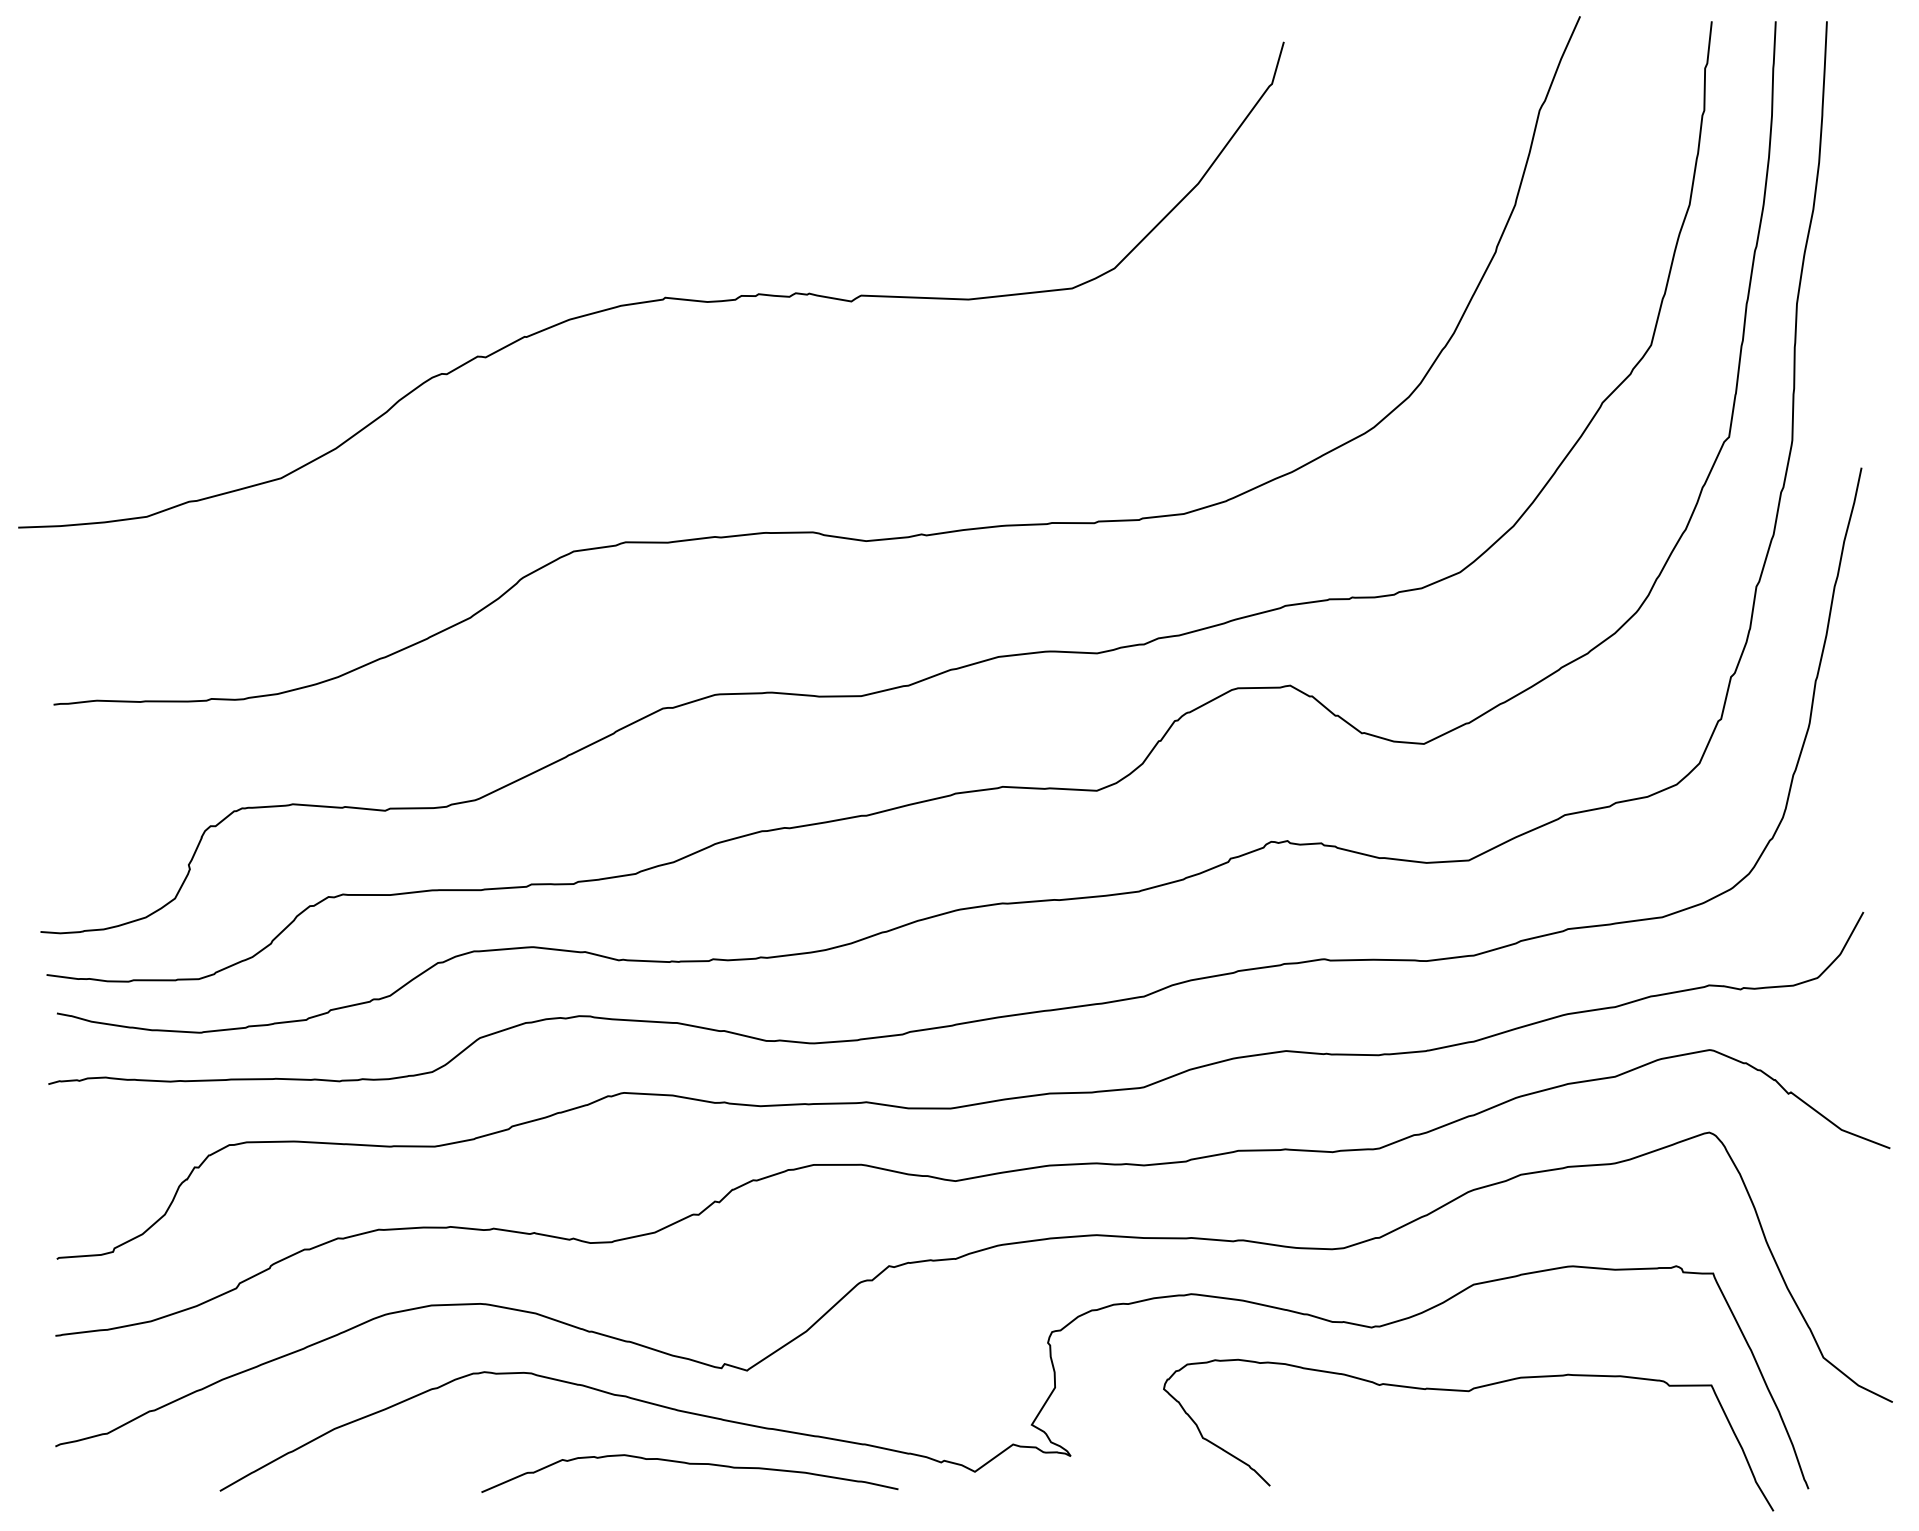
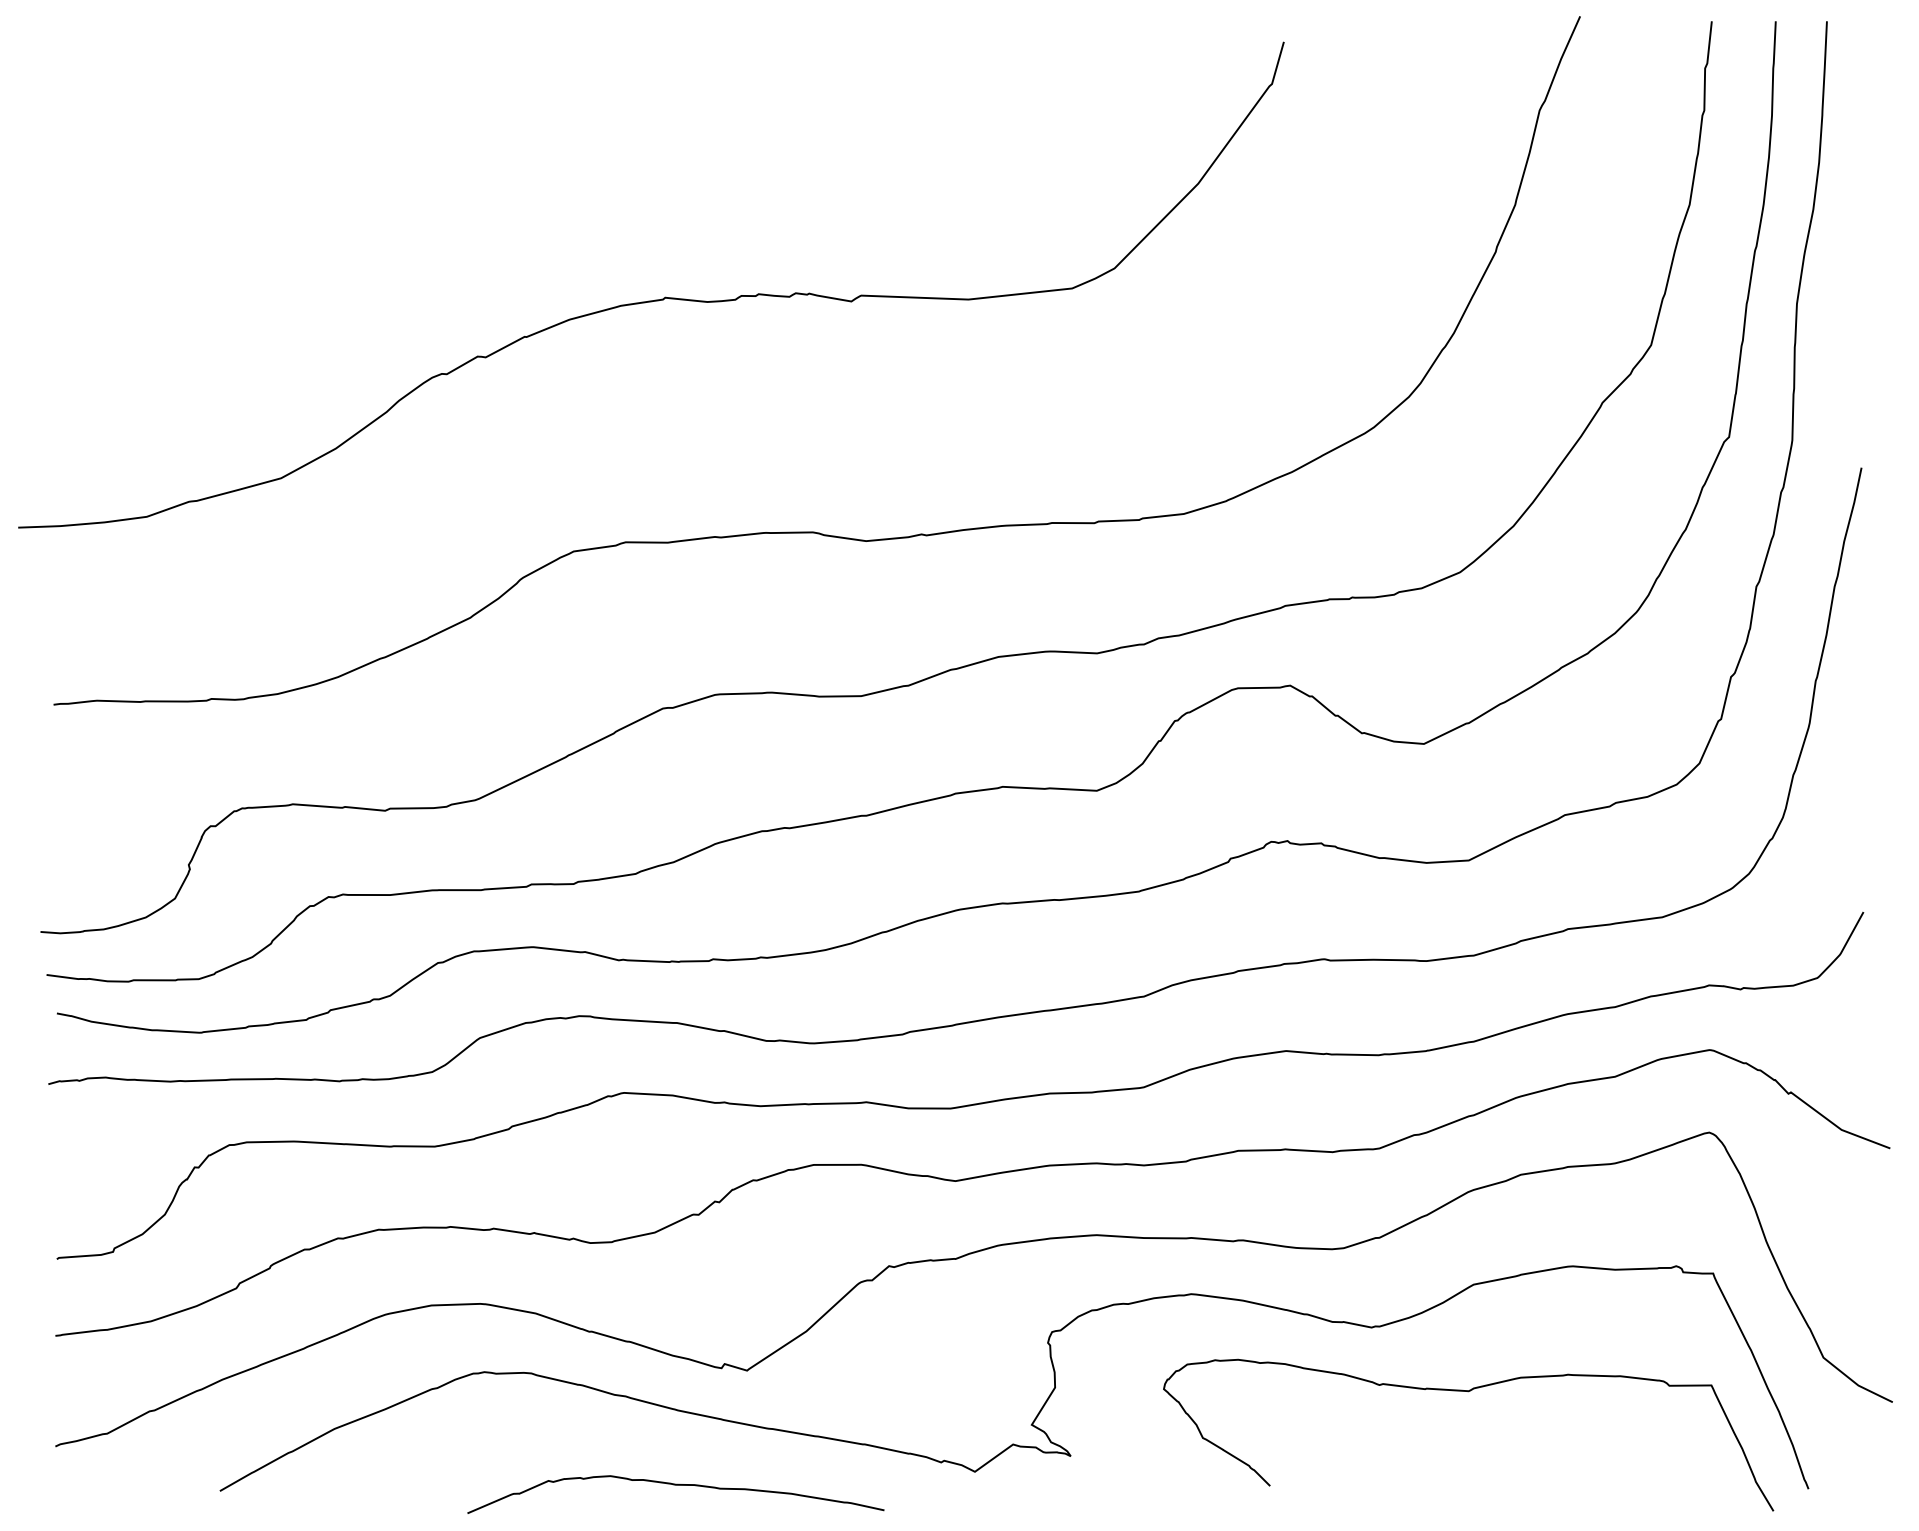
curve position: (689, 1464) -> (675, 1485) (675, 1485)
